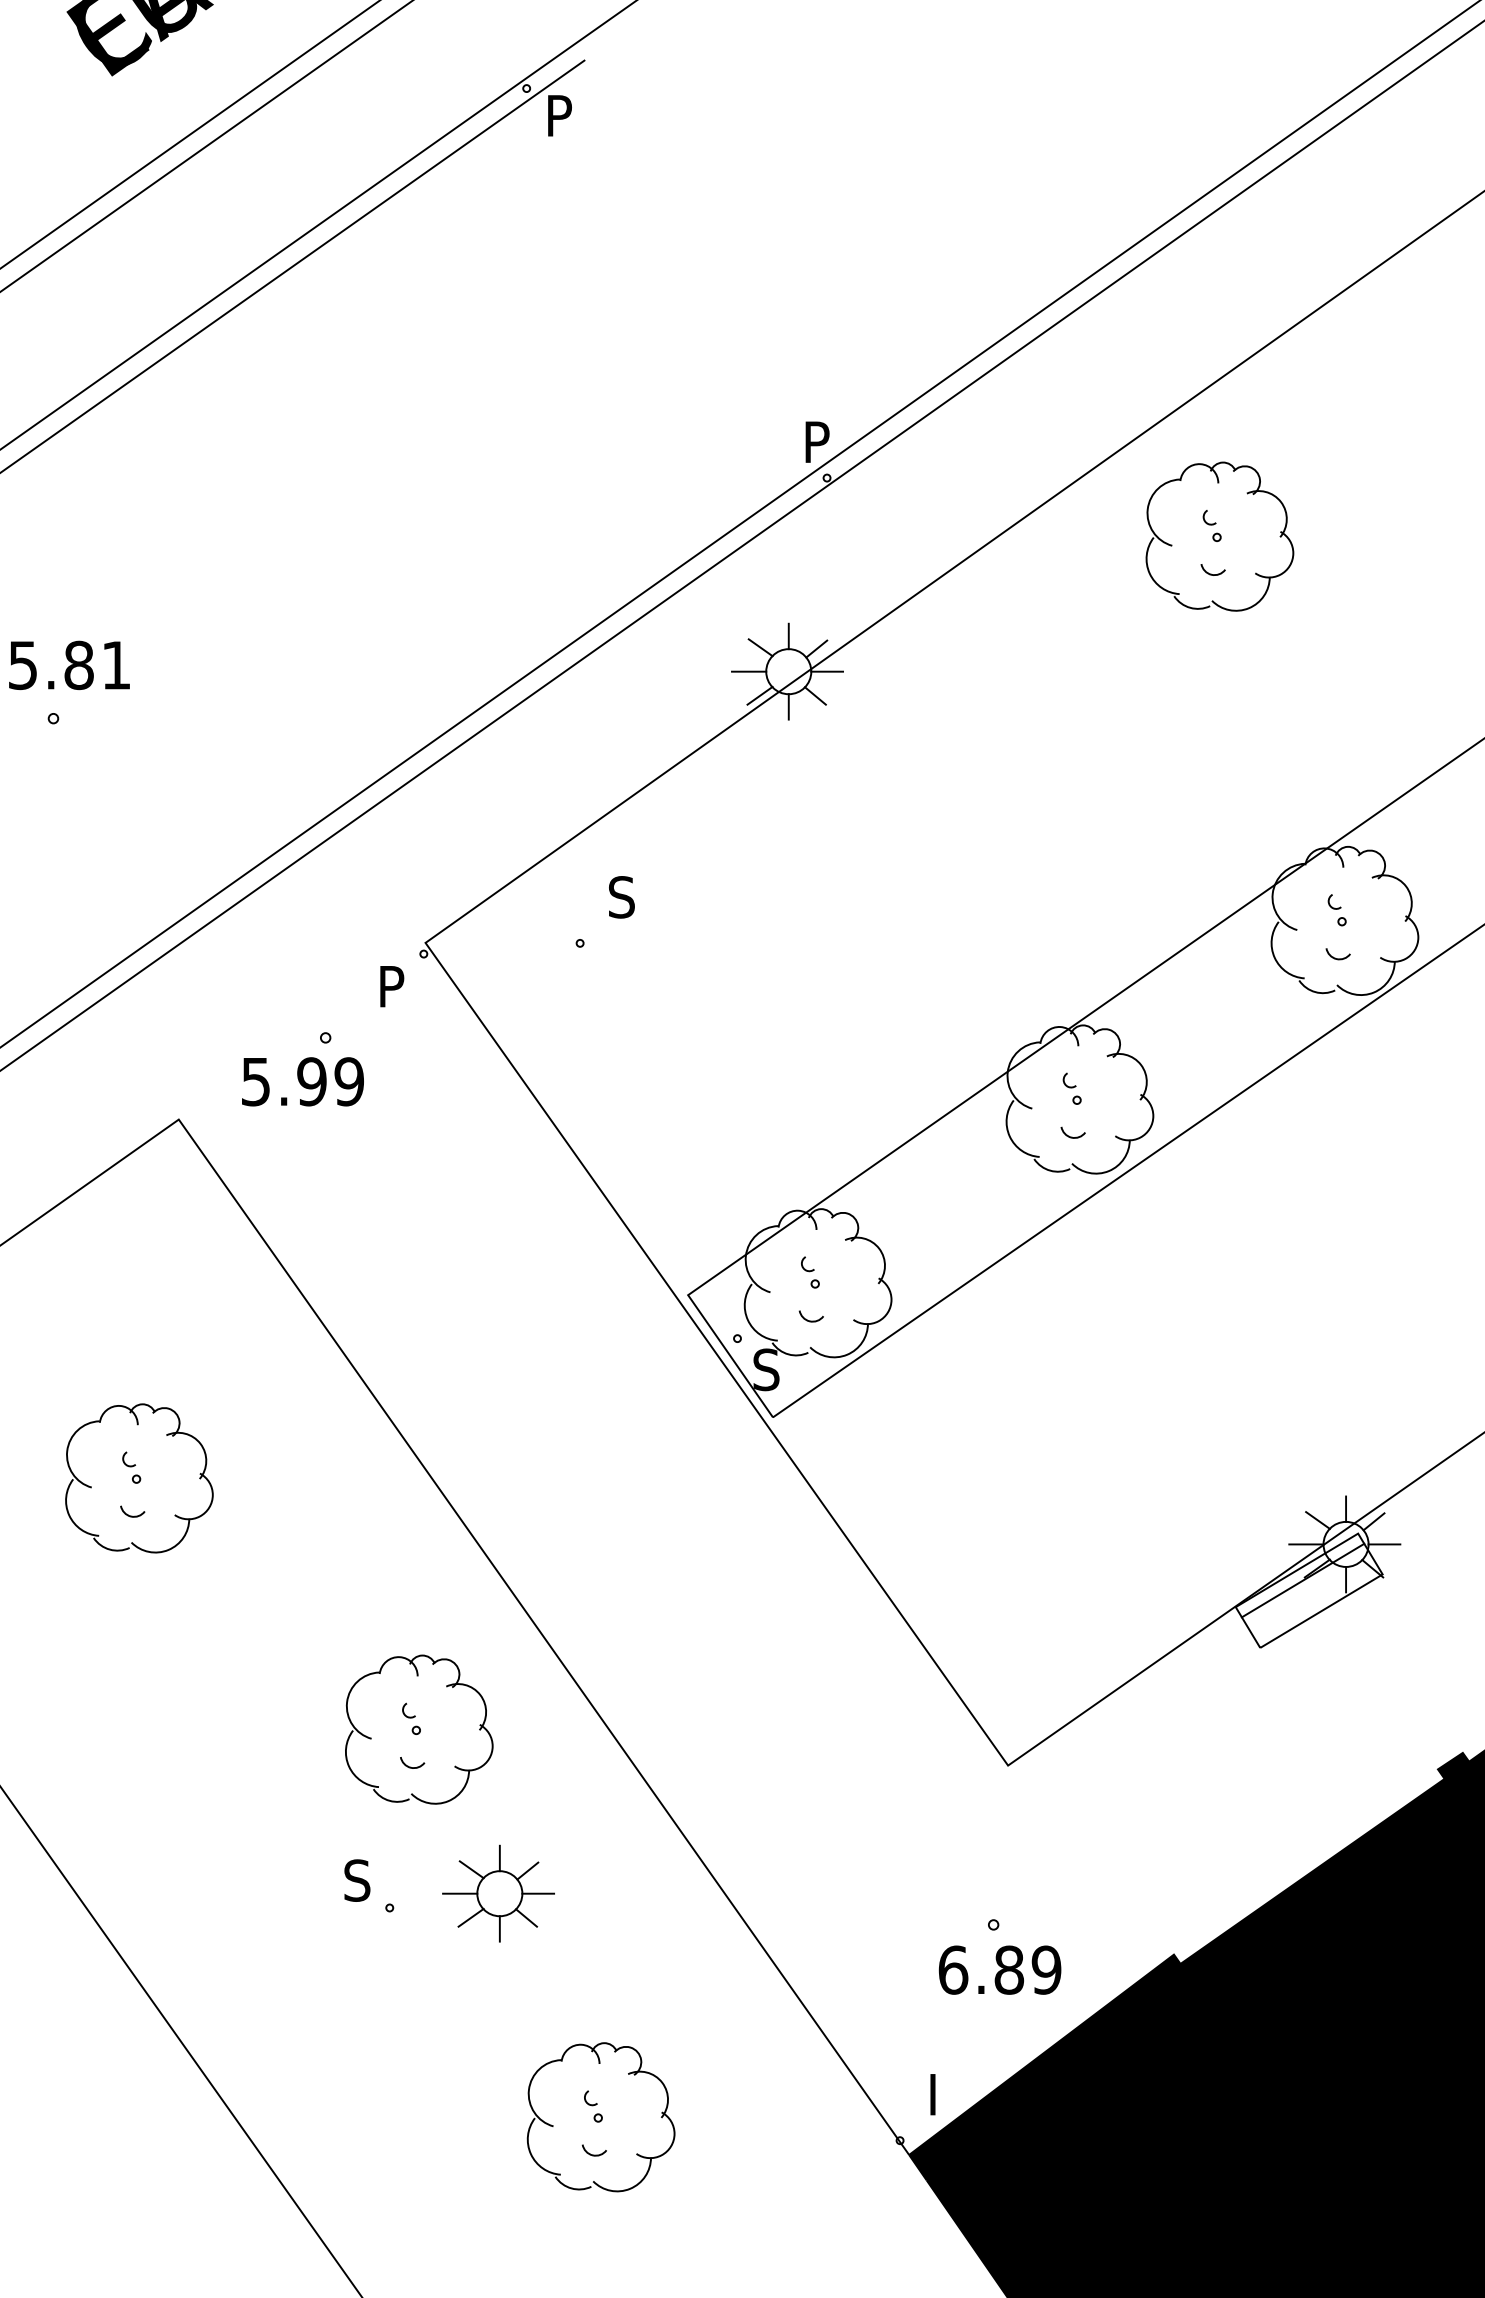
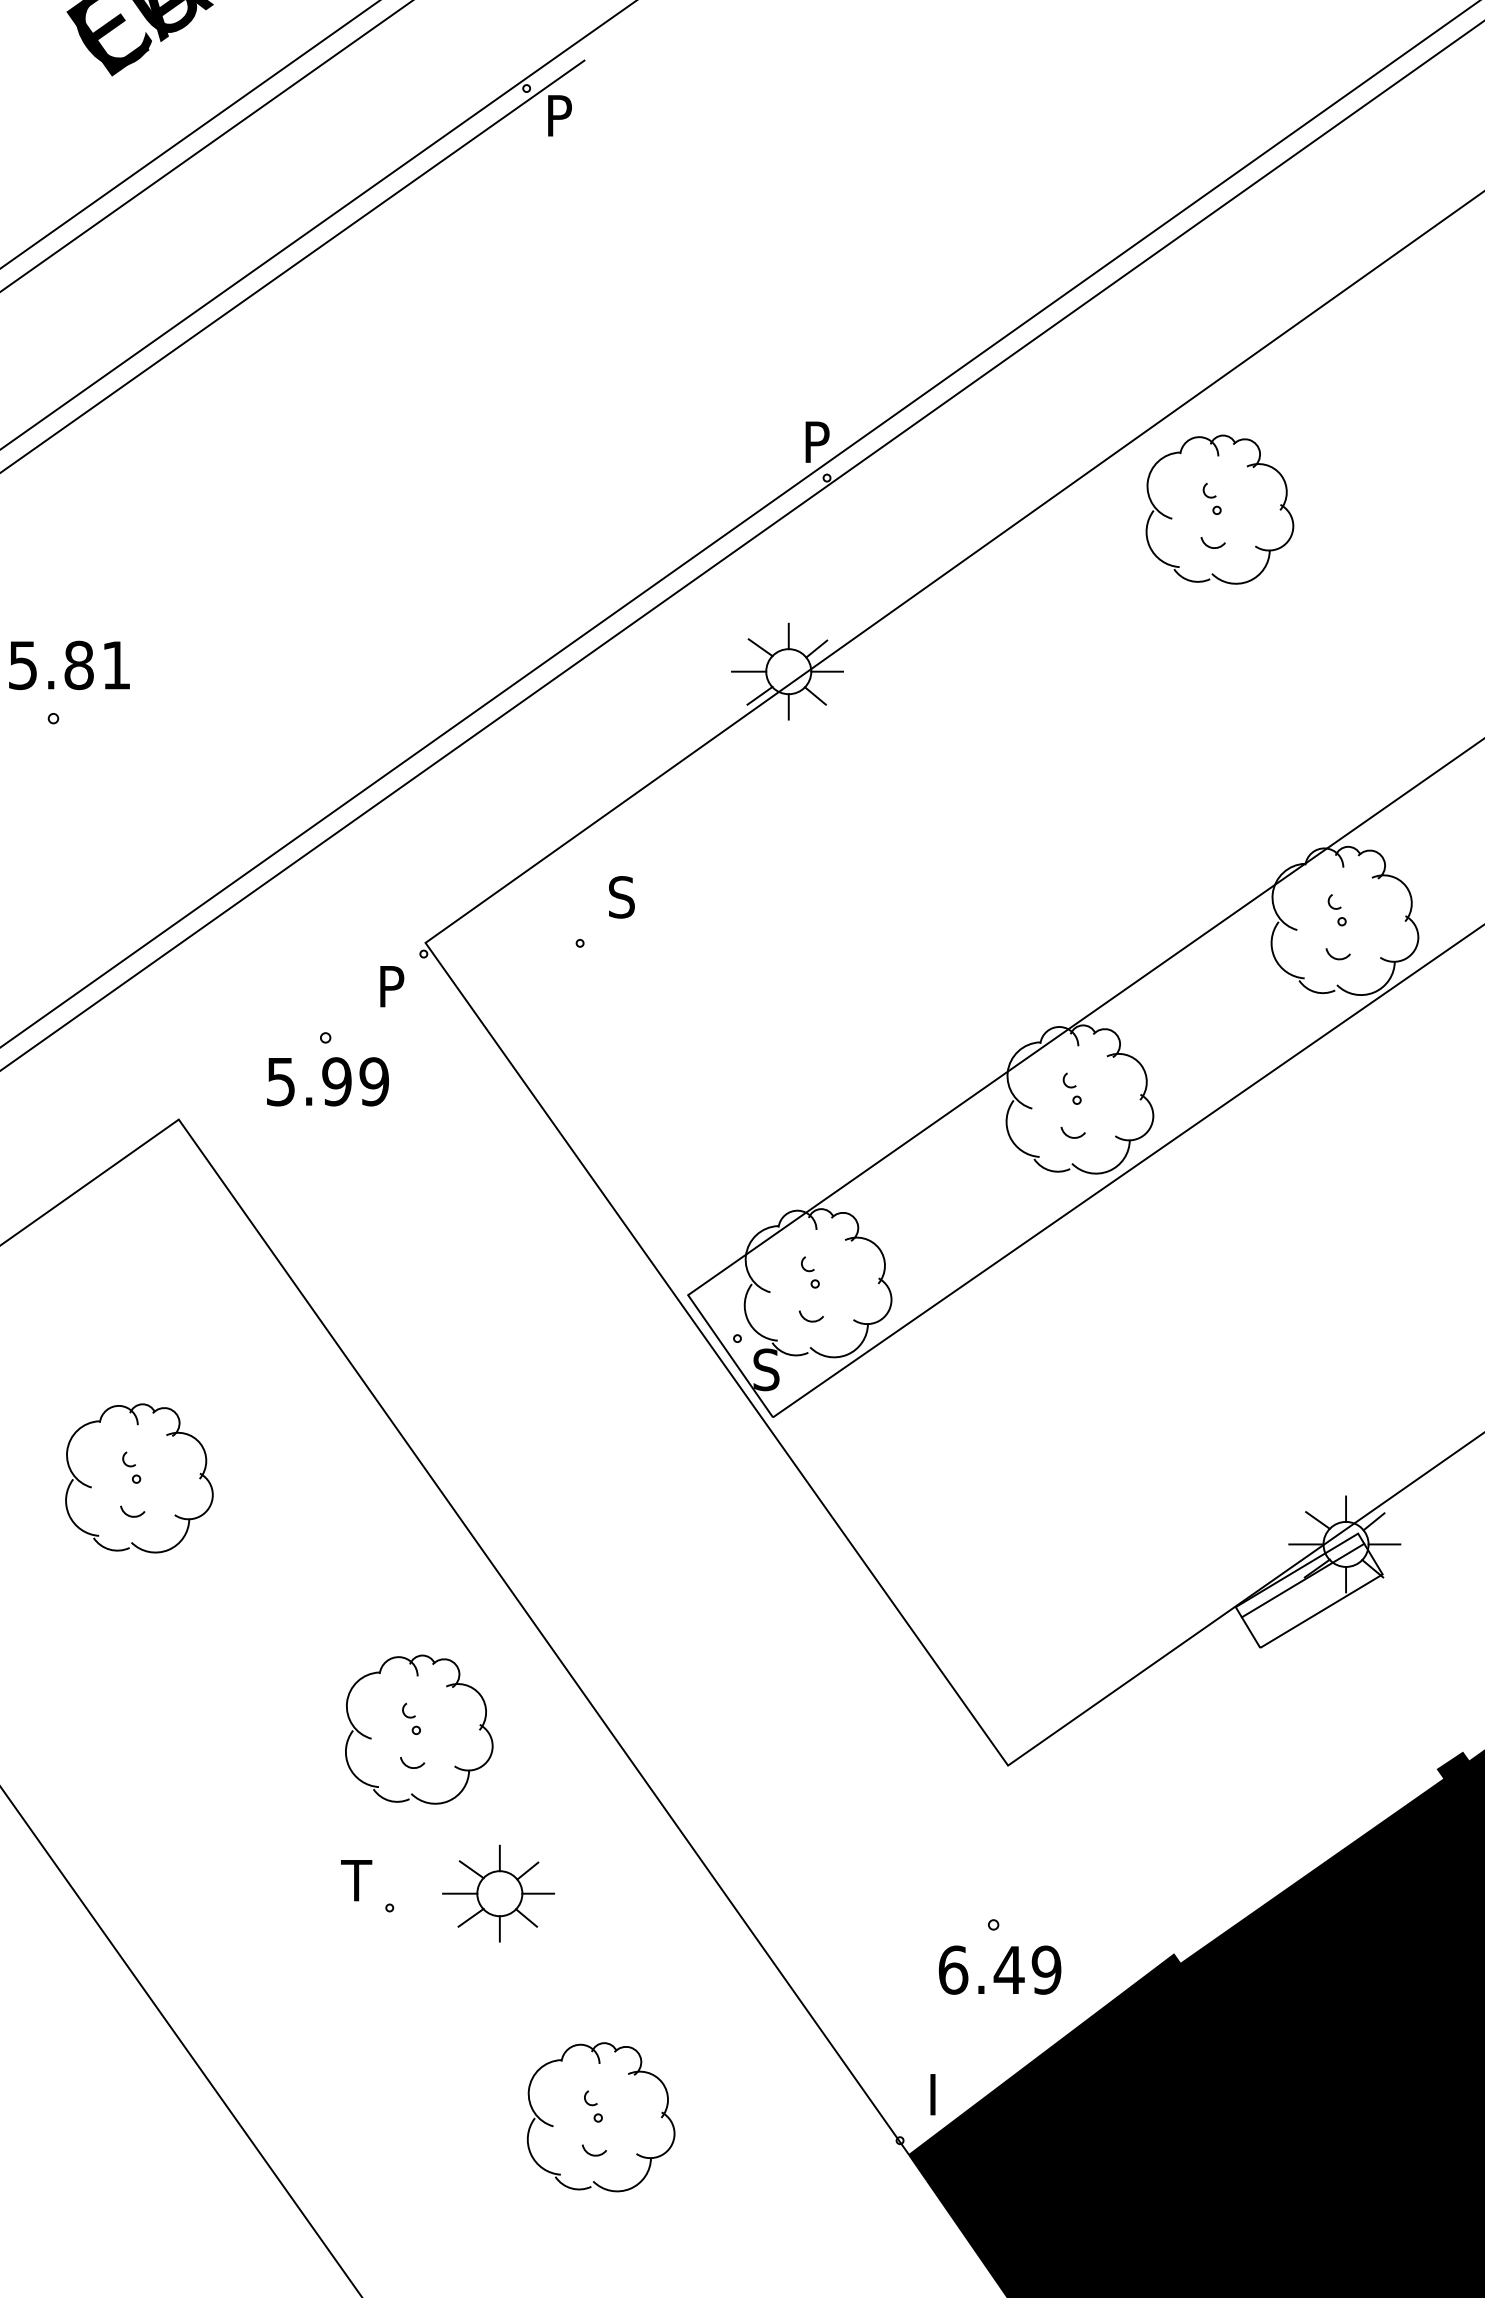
part position: (1219, 536) -> (1219, 509) (1219, 509)
text position: (302, 1081) -> (327, 1081) (327, 1081)
text: S -> T (356, 1880)
text: 6.89 -> 6.49 (1008, 1969)
